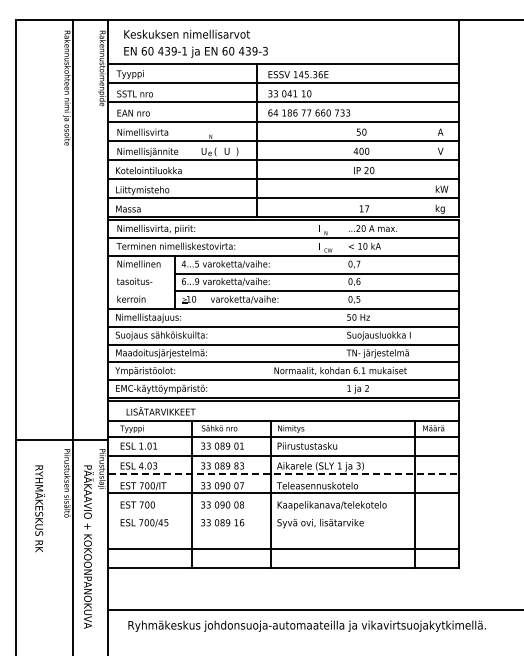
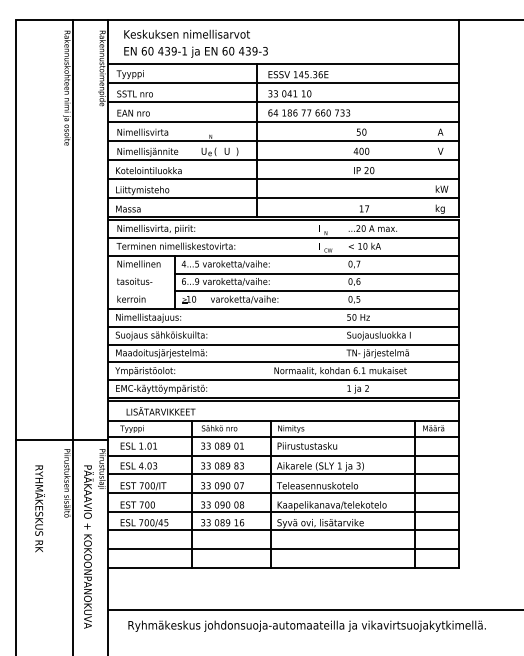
line: dashed -> solid (284, 473)
line: none -> present (283, 511)
line: none -> present (283, 529)
